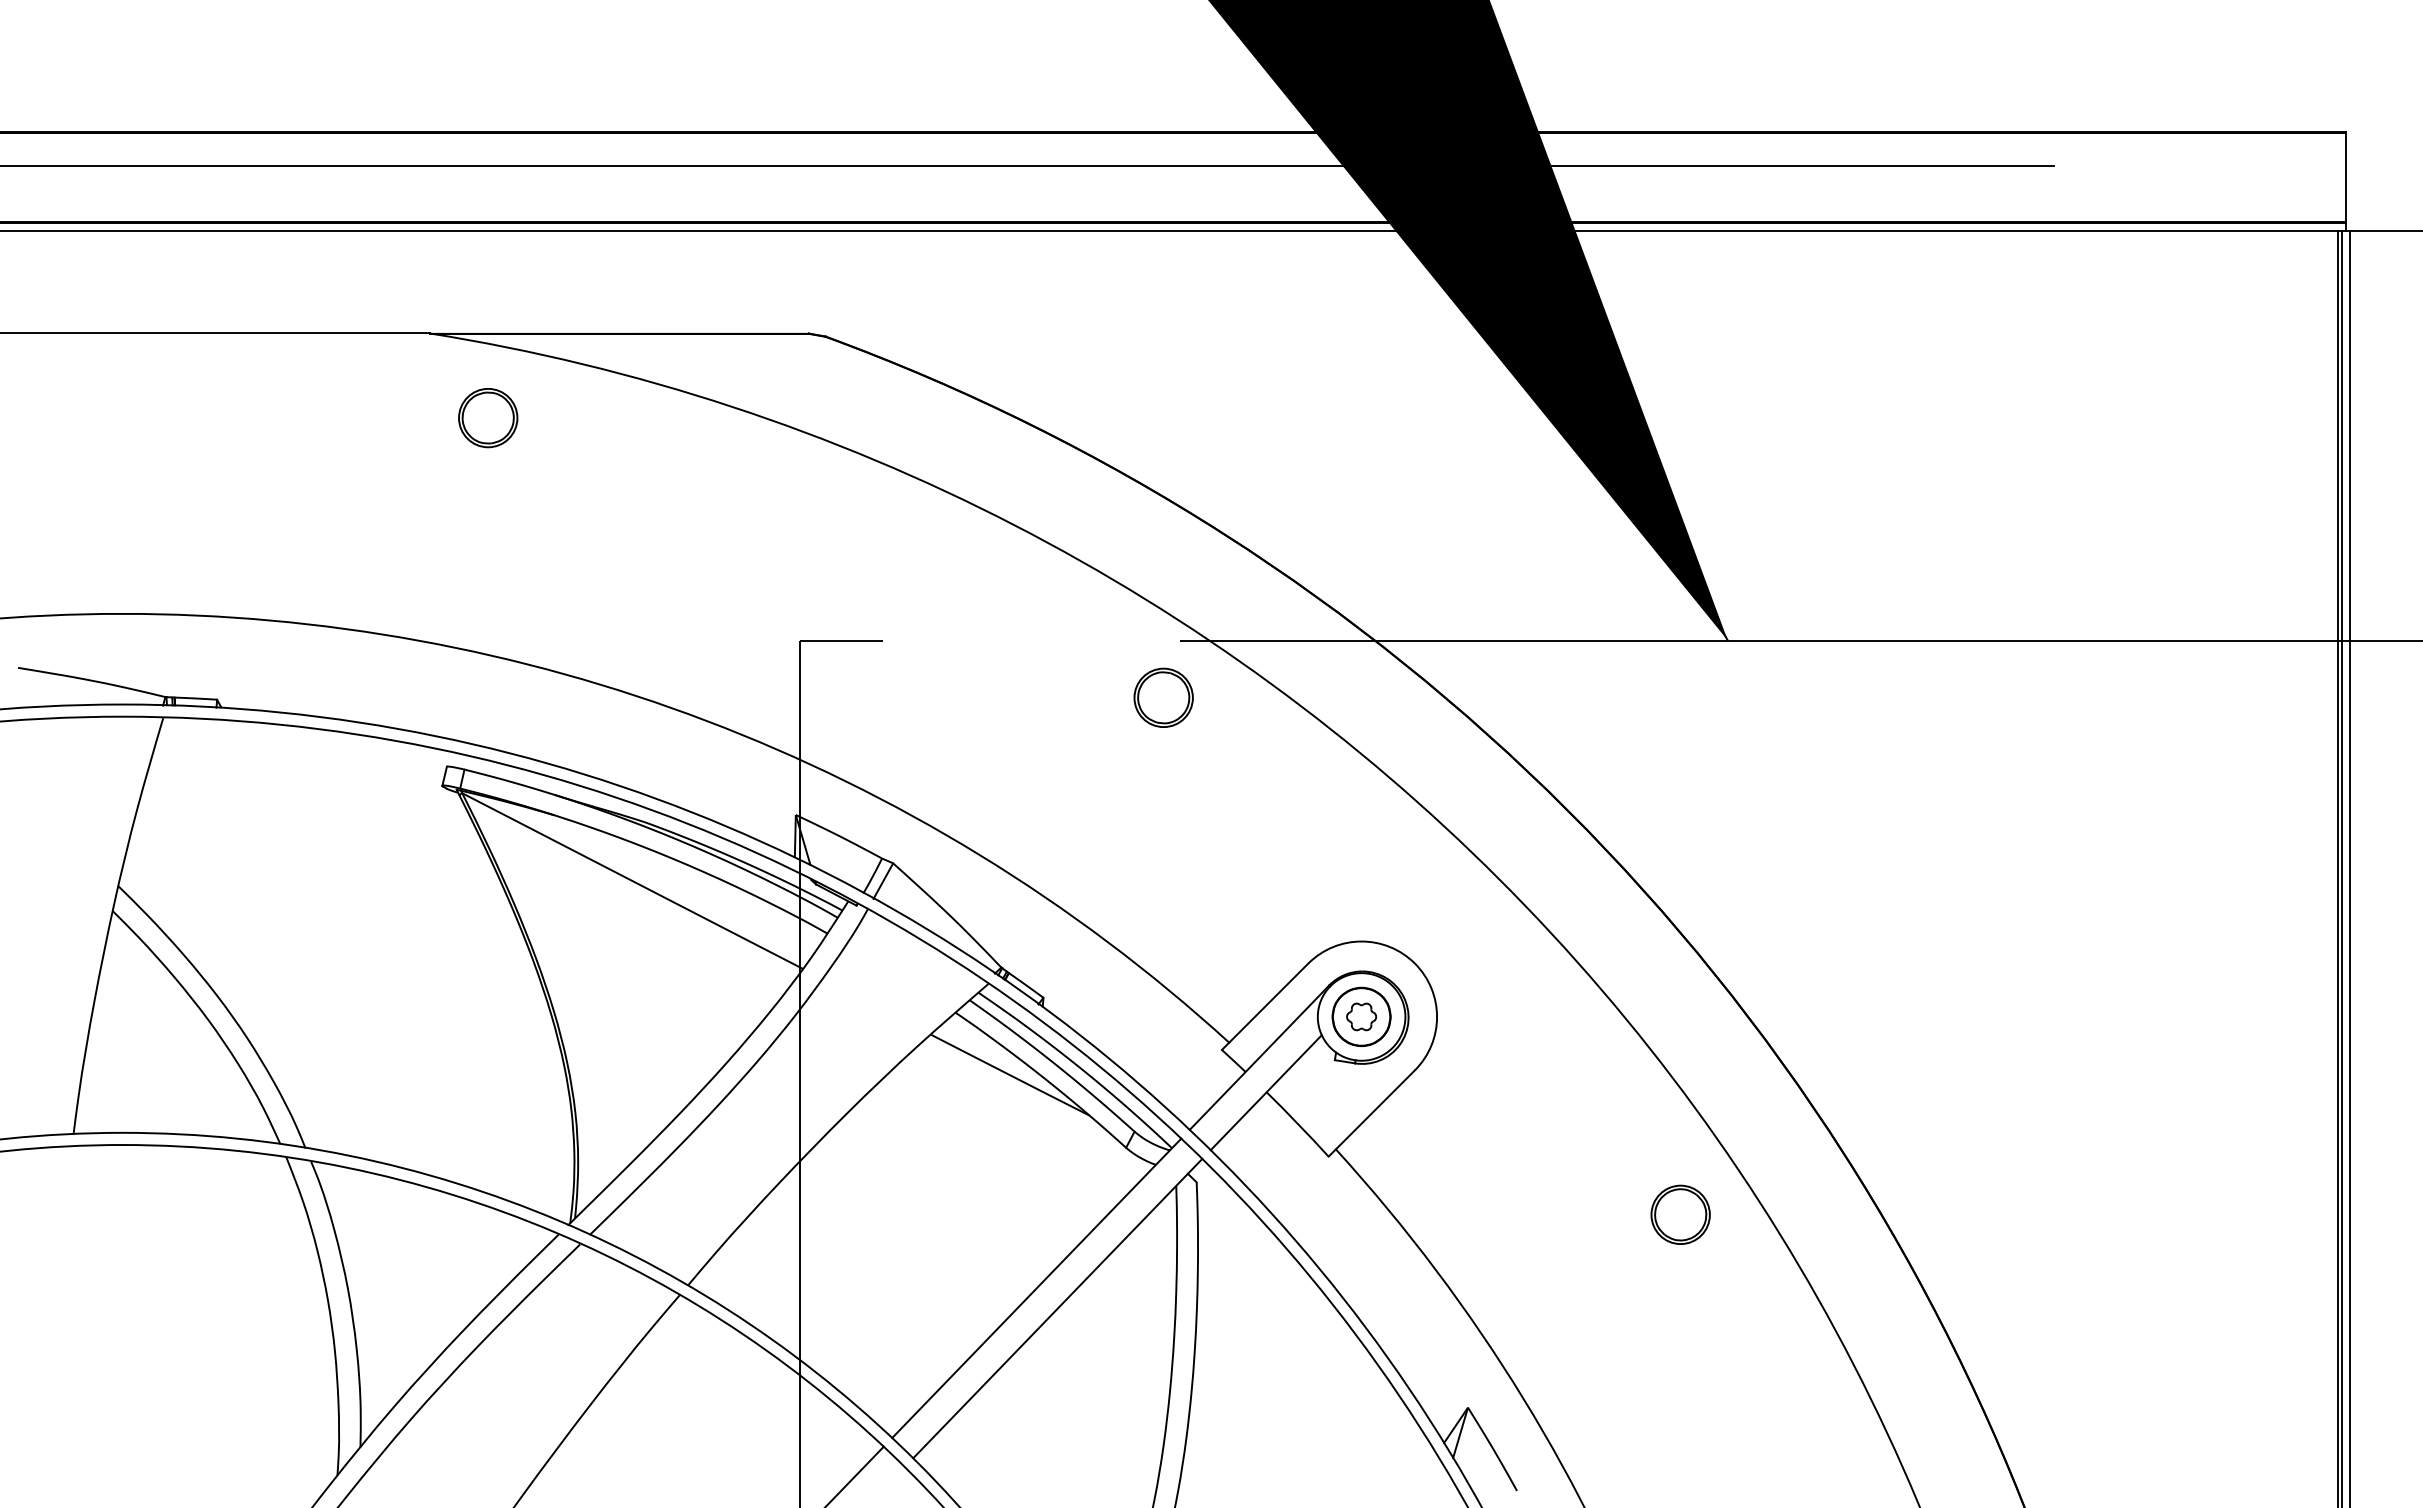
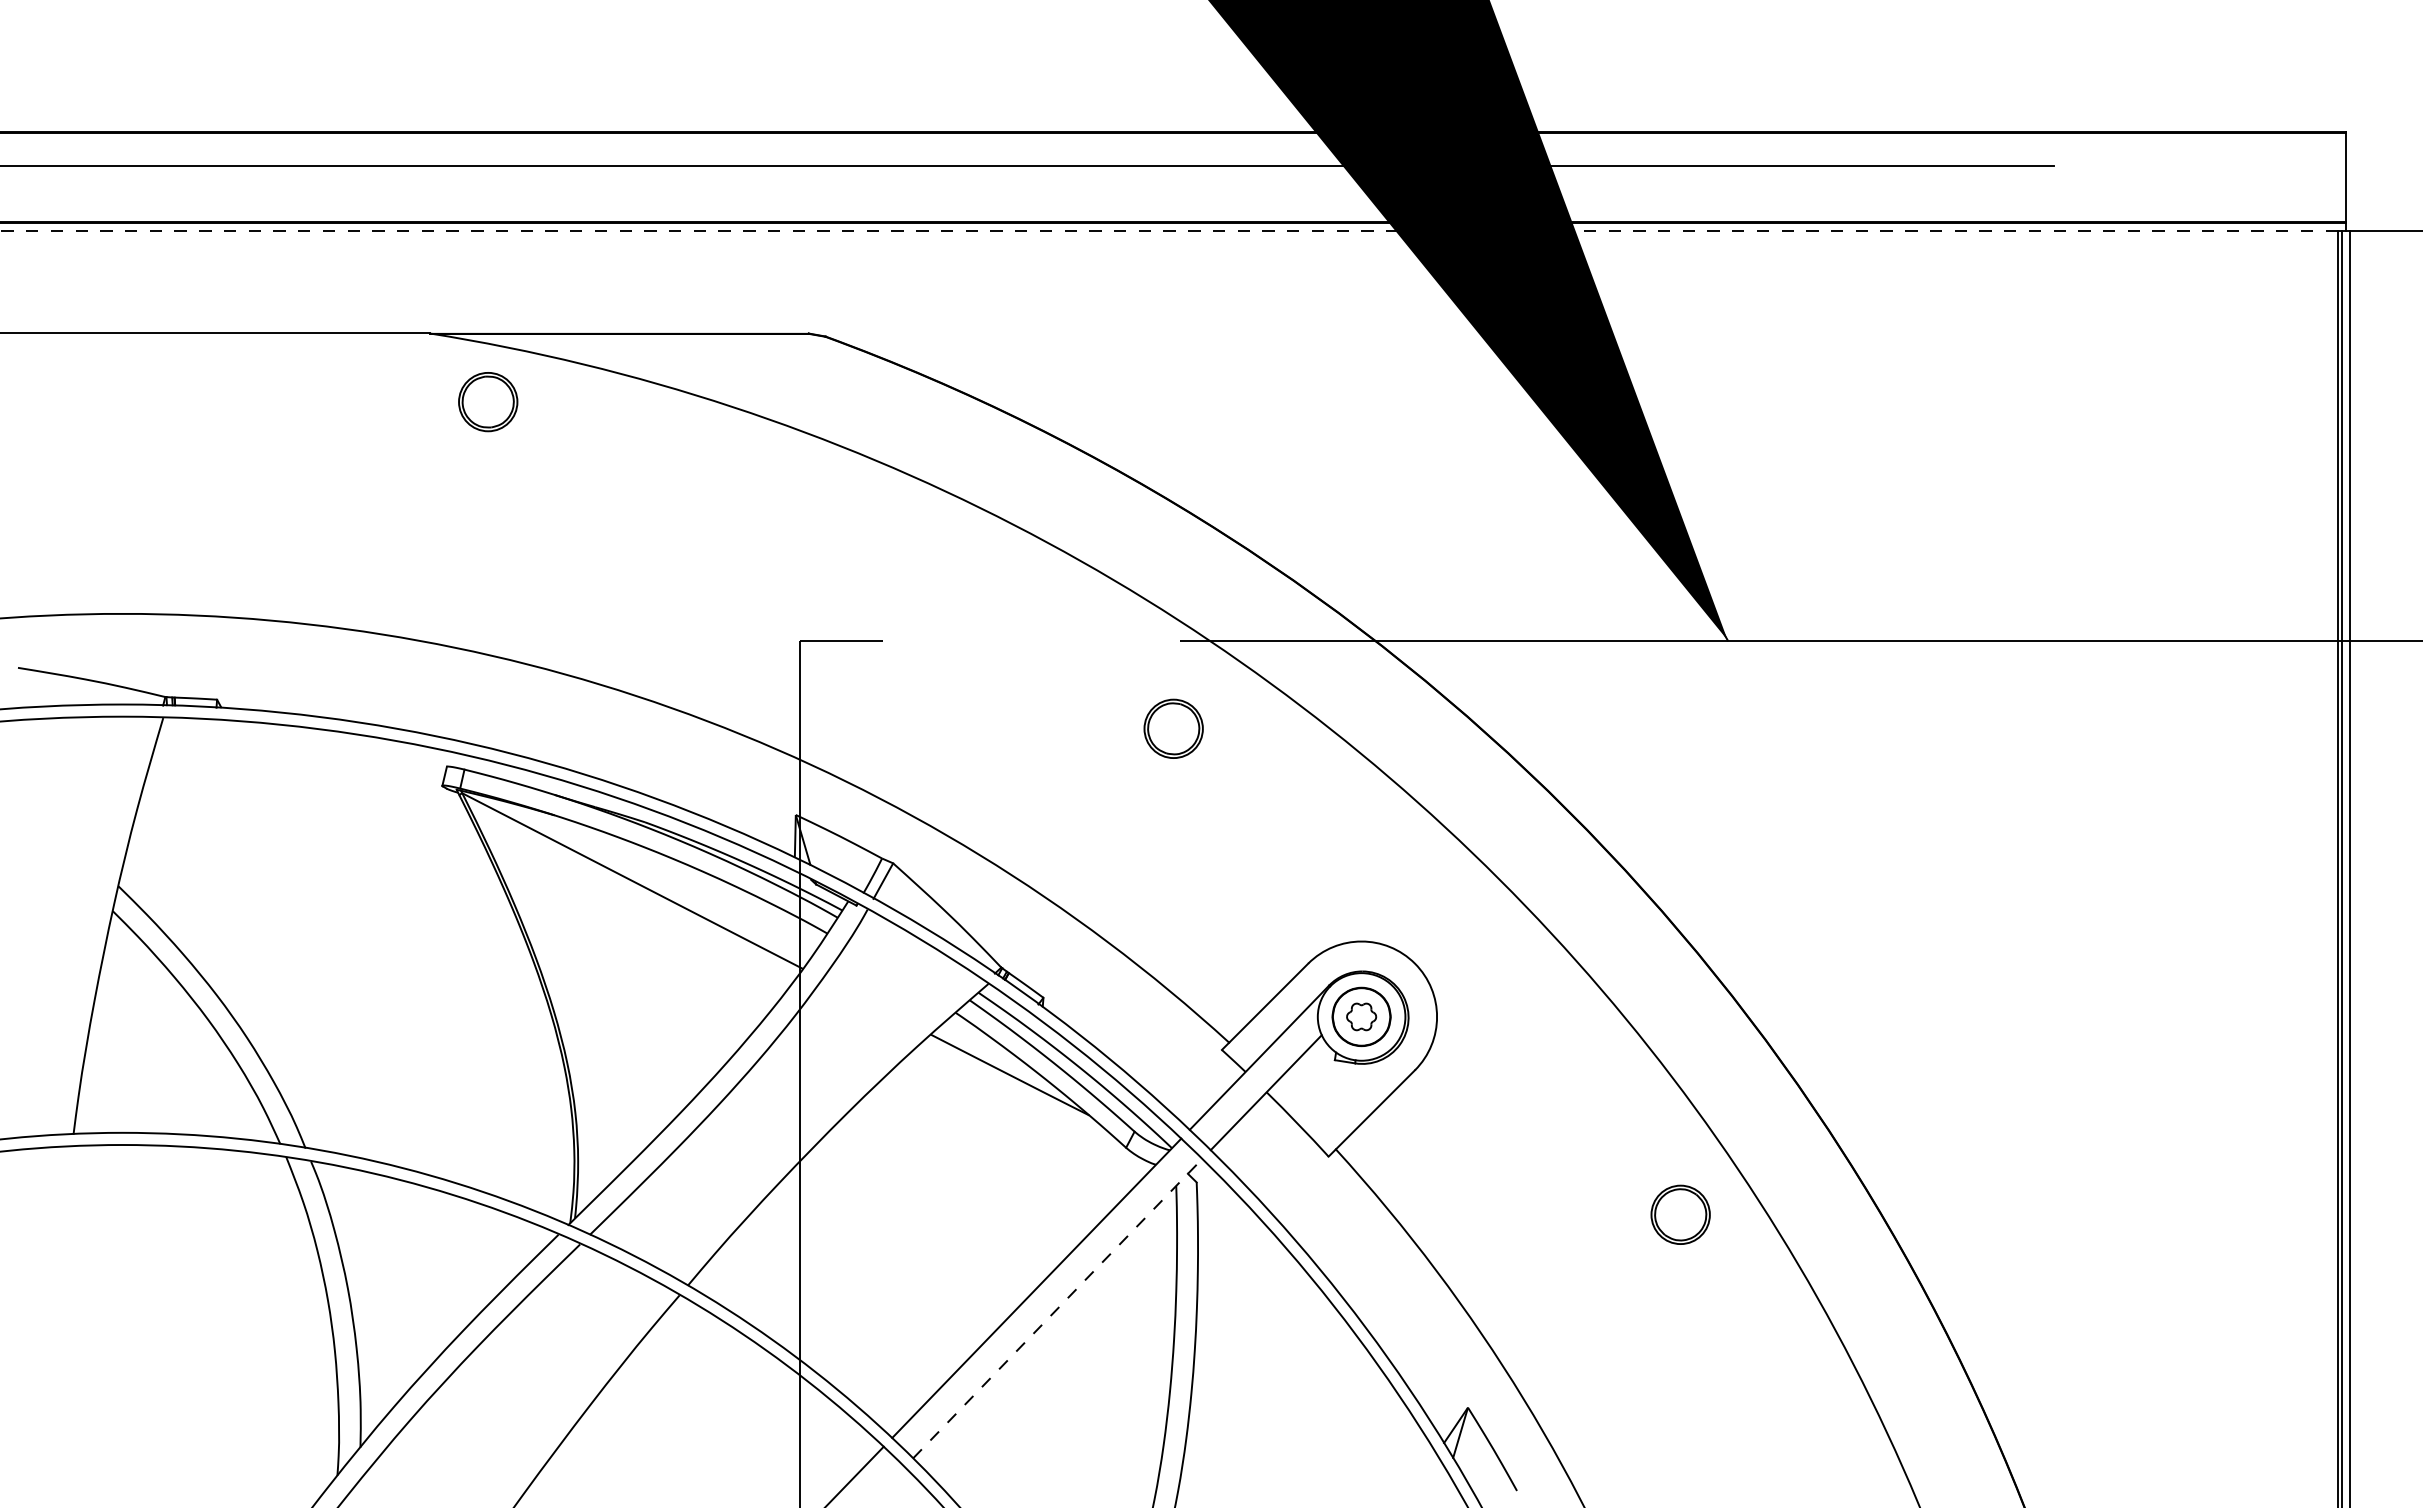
line: solid -> dashed (1168, 231)
part position: (488, 418) -> (488, 402) (488, 402)
part position: (1163, 697) -> (1173, 728) (1173, 728)
line: solid -> dashed (1058, 1308)
